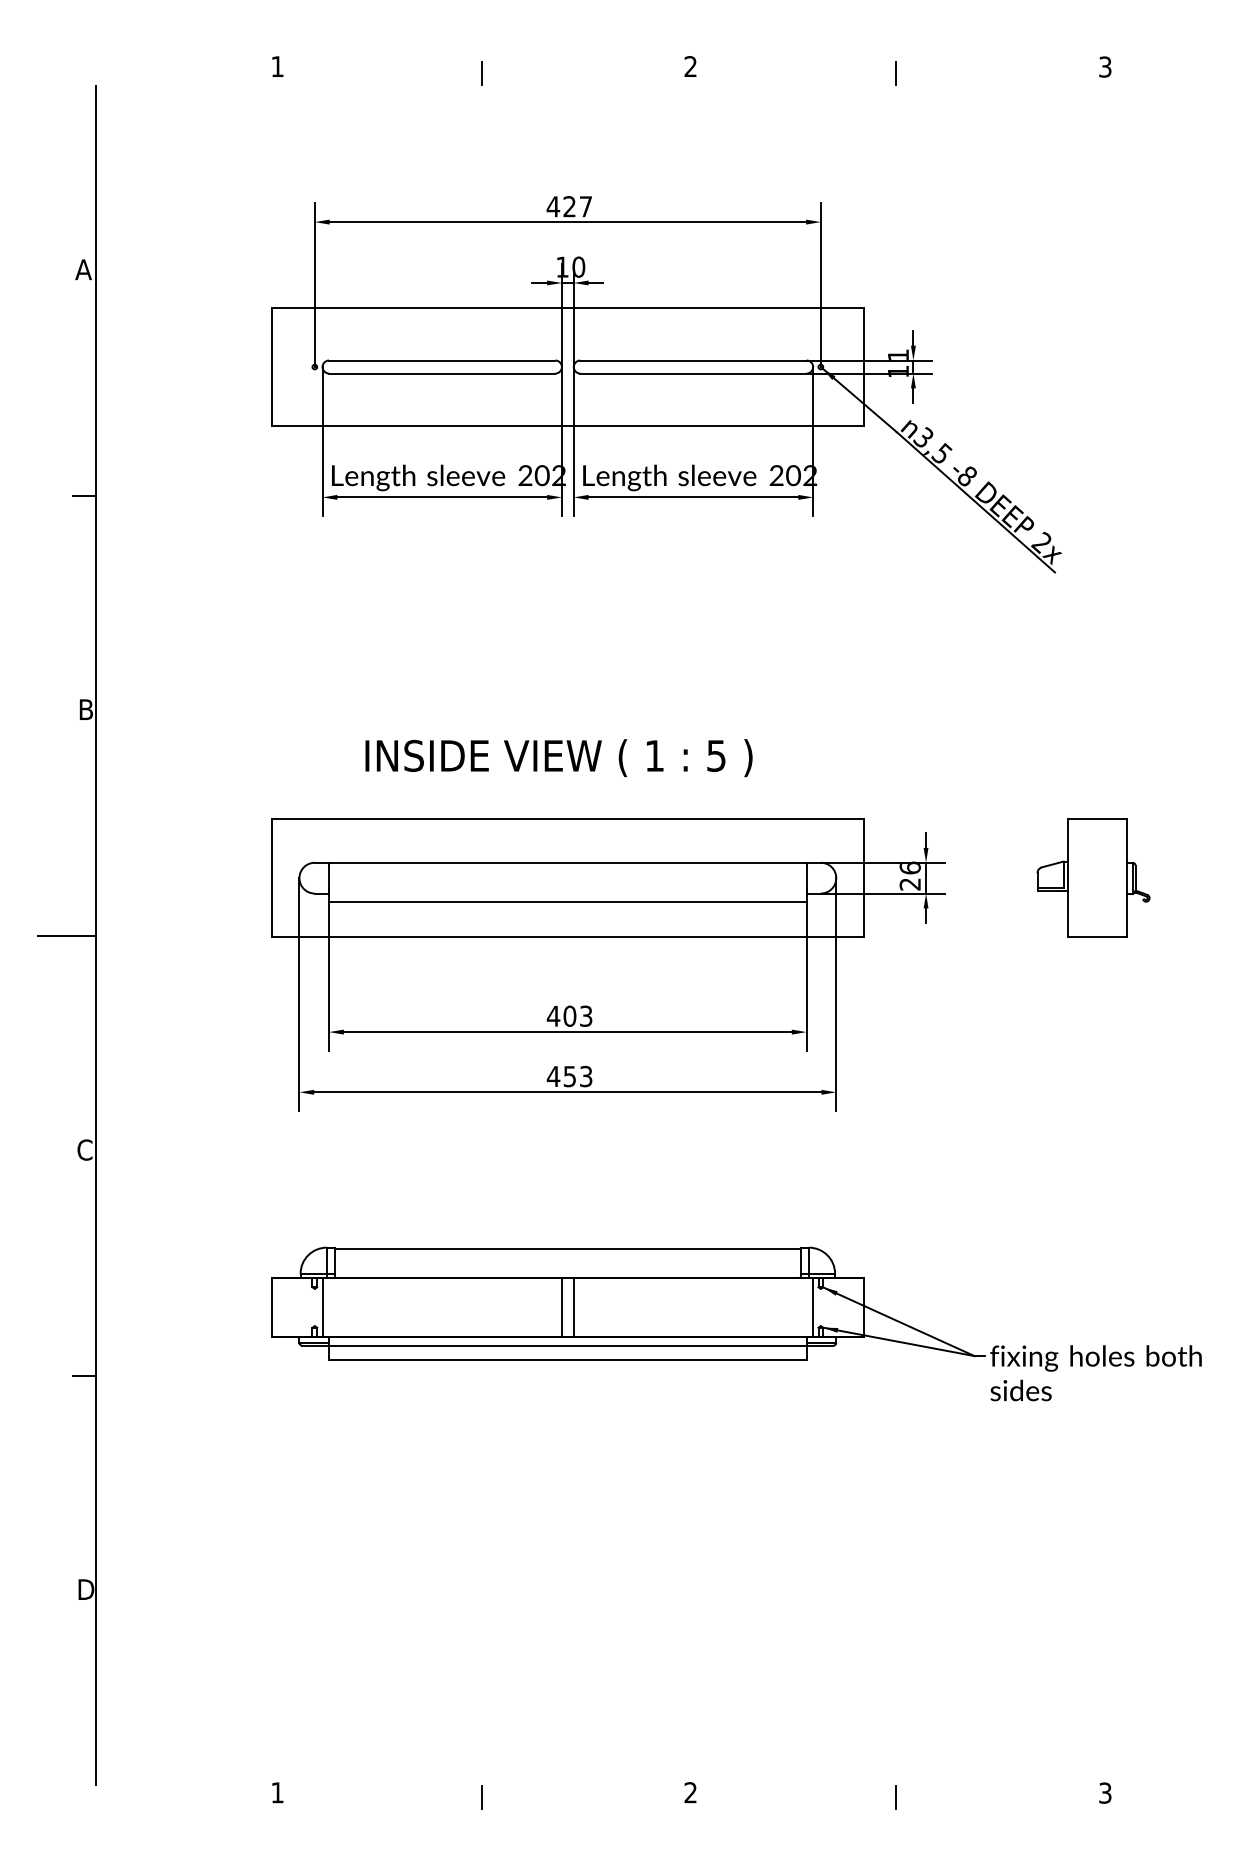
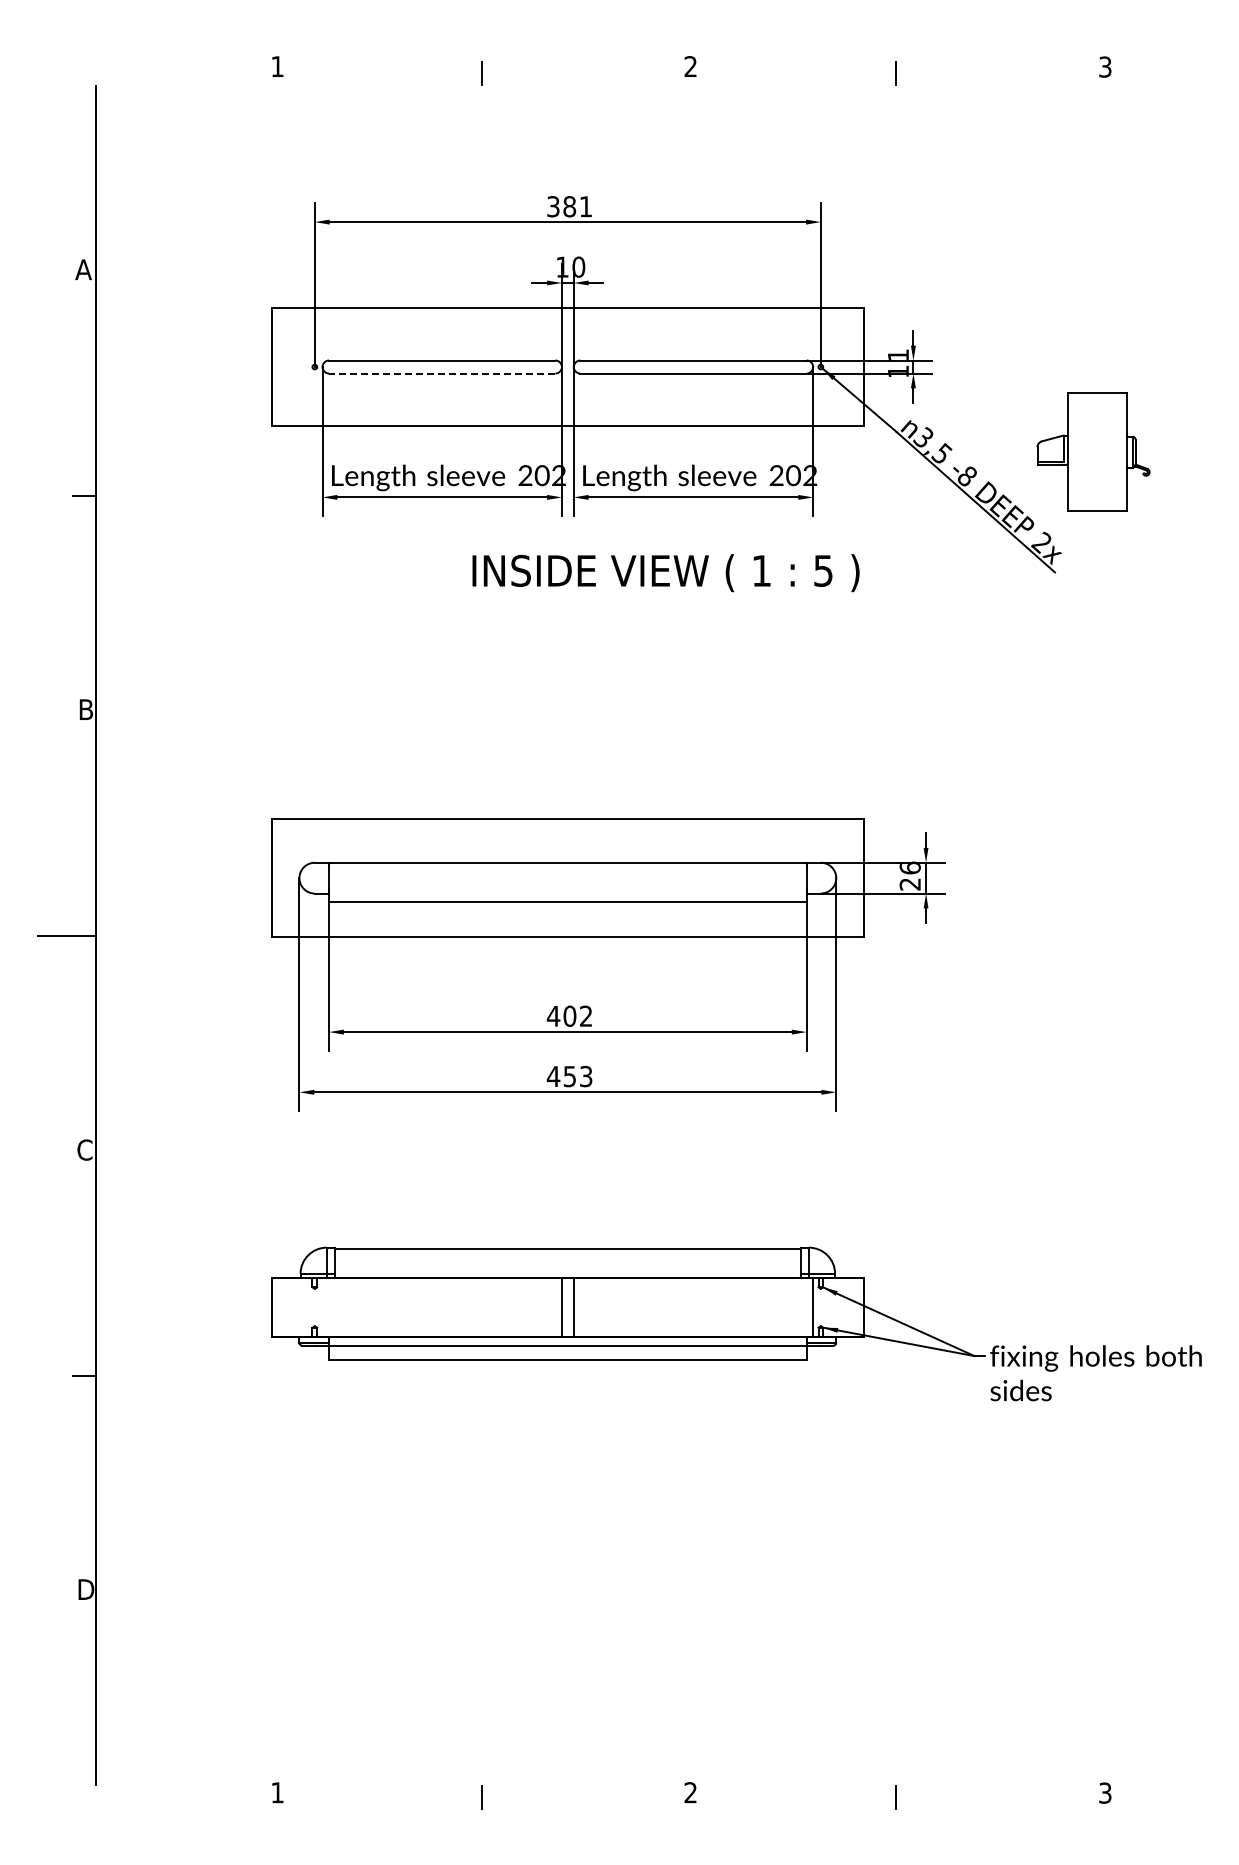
text: 427 -> 381 (568, 206)
line: solid -> dashed (441, 373)
text position: (558, 758) -> (665, 573) (665, 573)
part position: (1093, 877) -> (1093, 451) (1093, 451)
text: 403 -> 402 (586, 1015)
line: present -> none (322, 1307)
